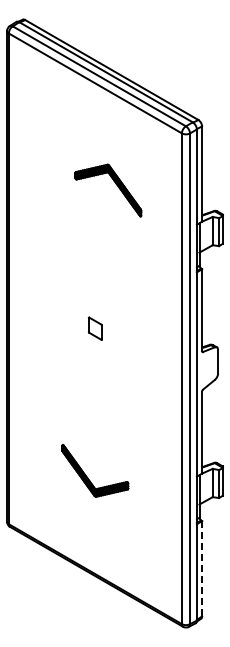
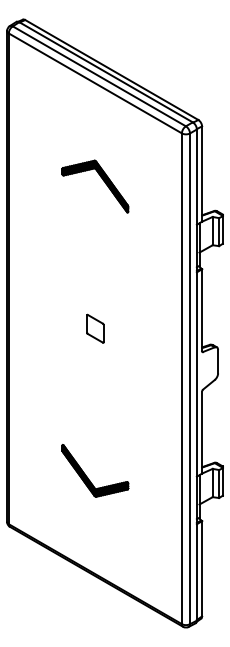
part position: (115, 184) -> (102, 180) (102, 180)
part size: 15x25 px -> 19x31 px (95, 328)
line: dashed -> solid (202, 568)
